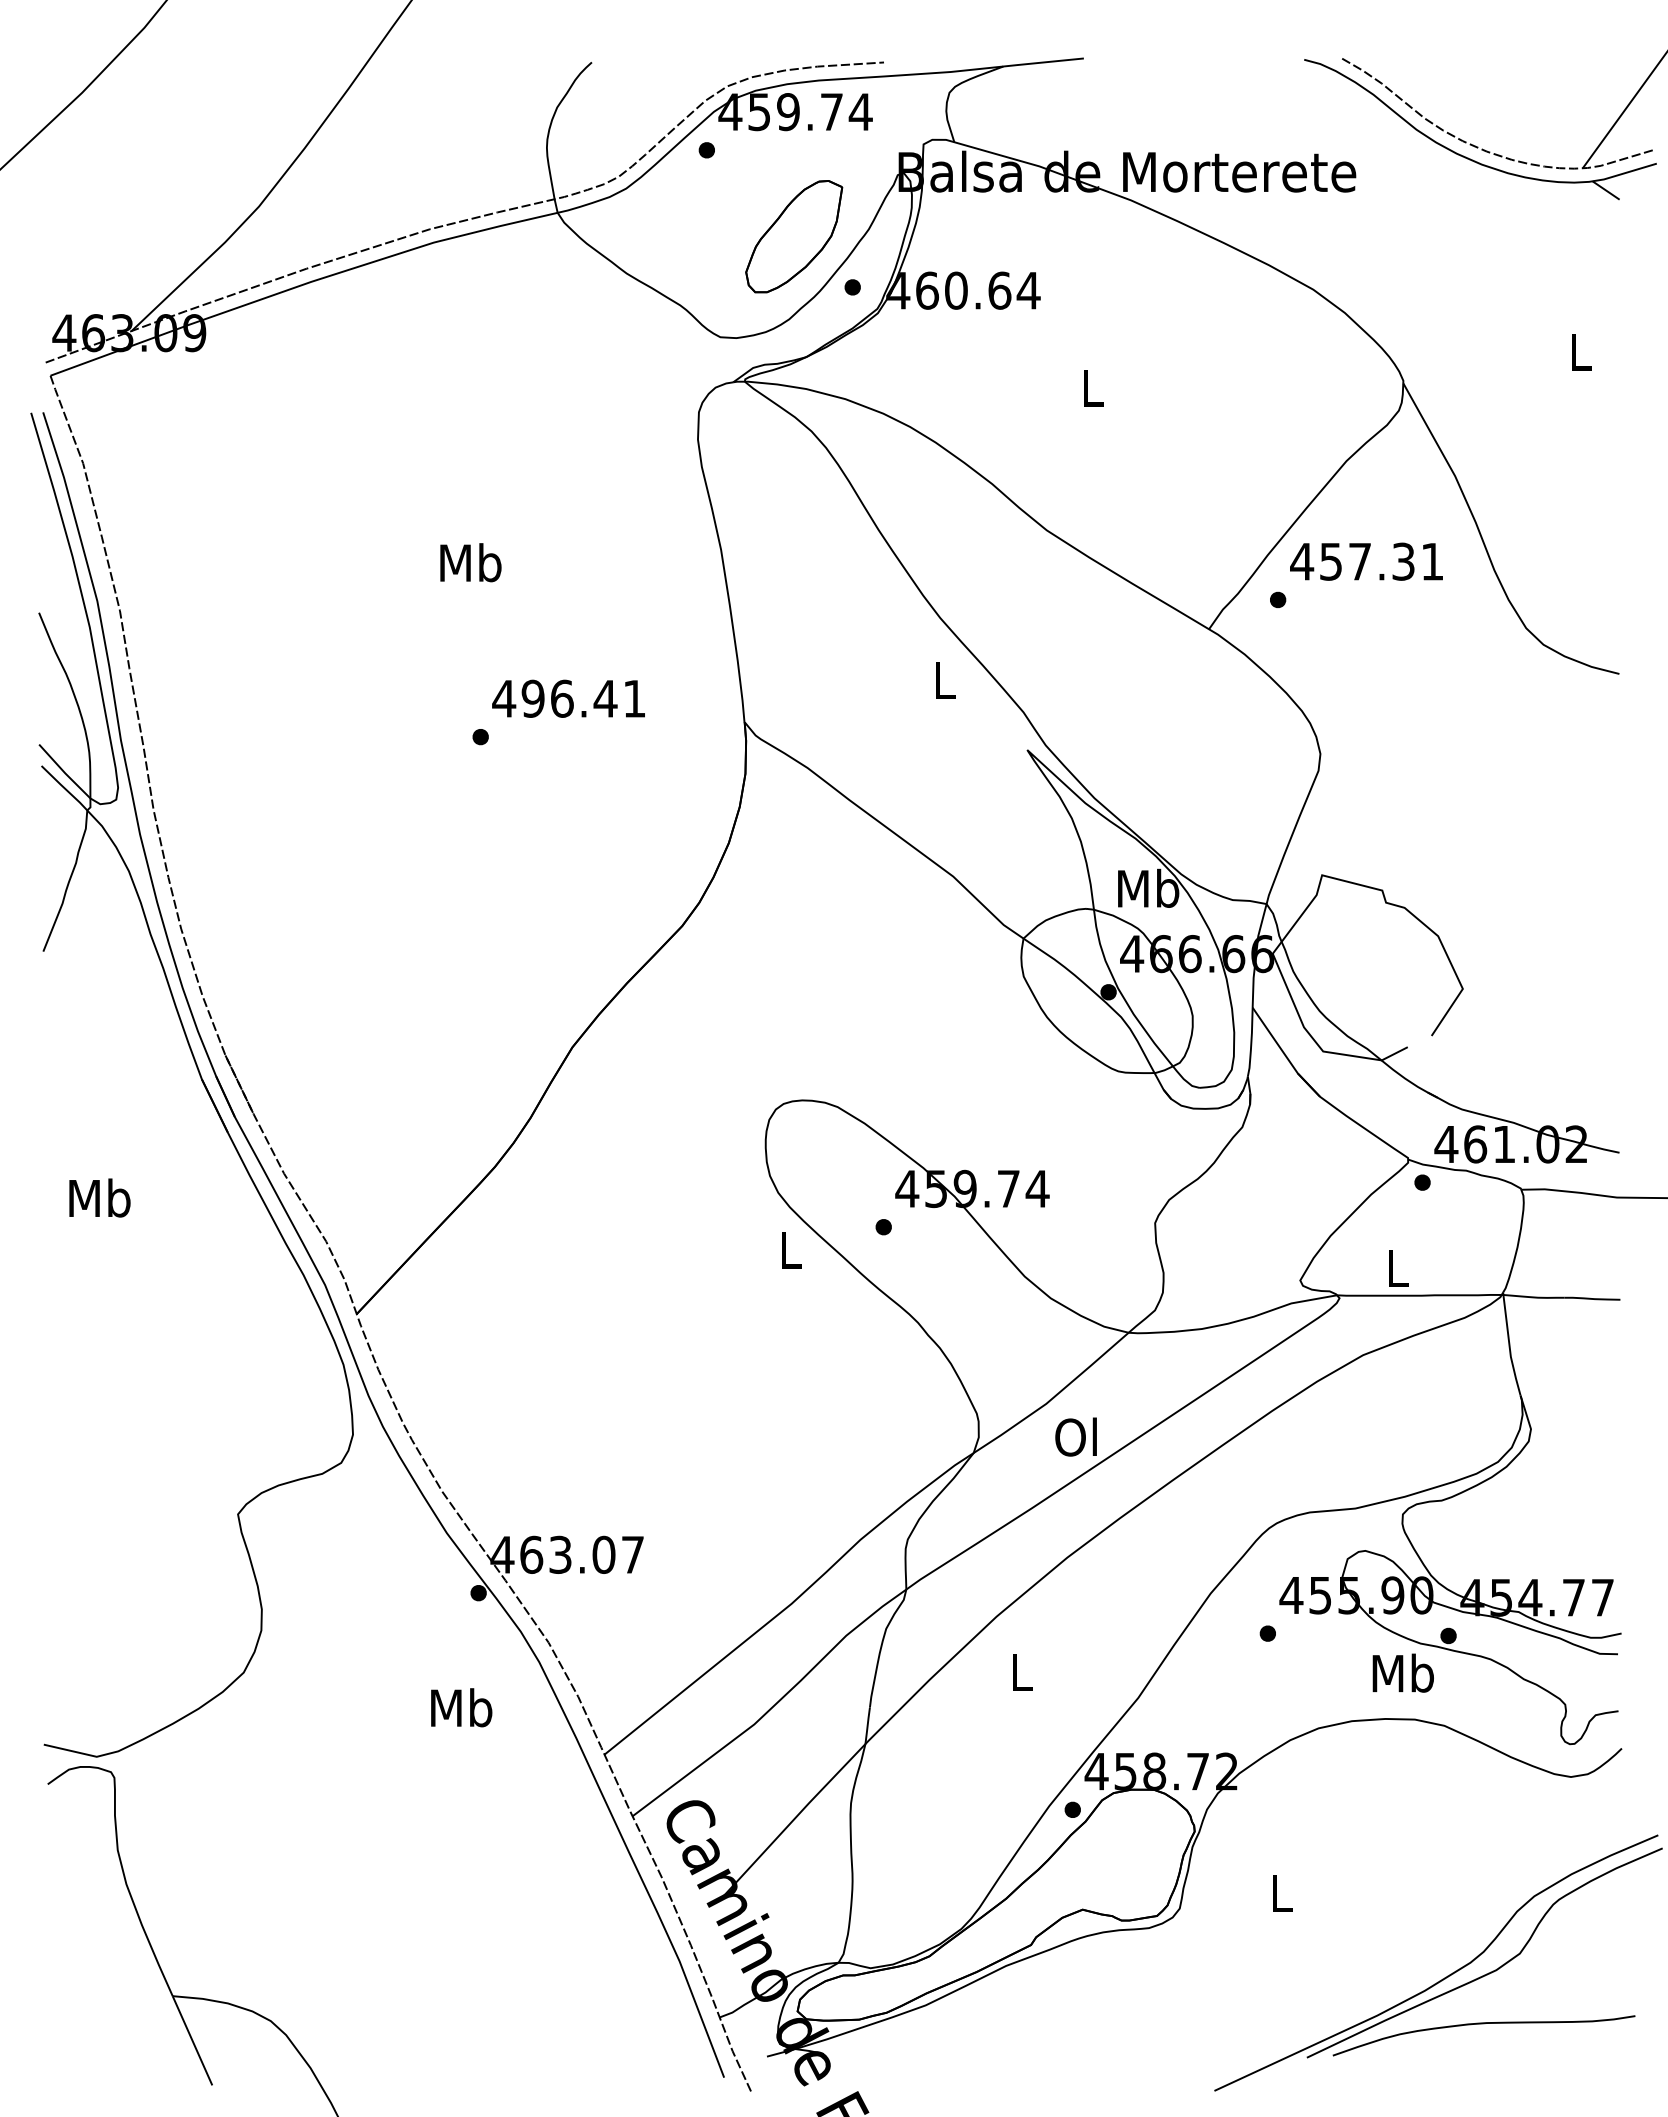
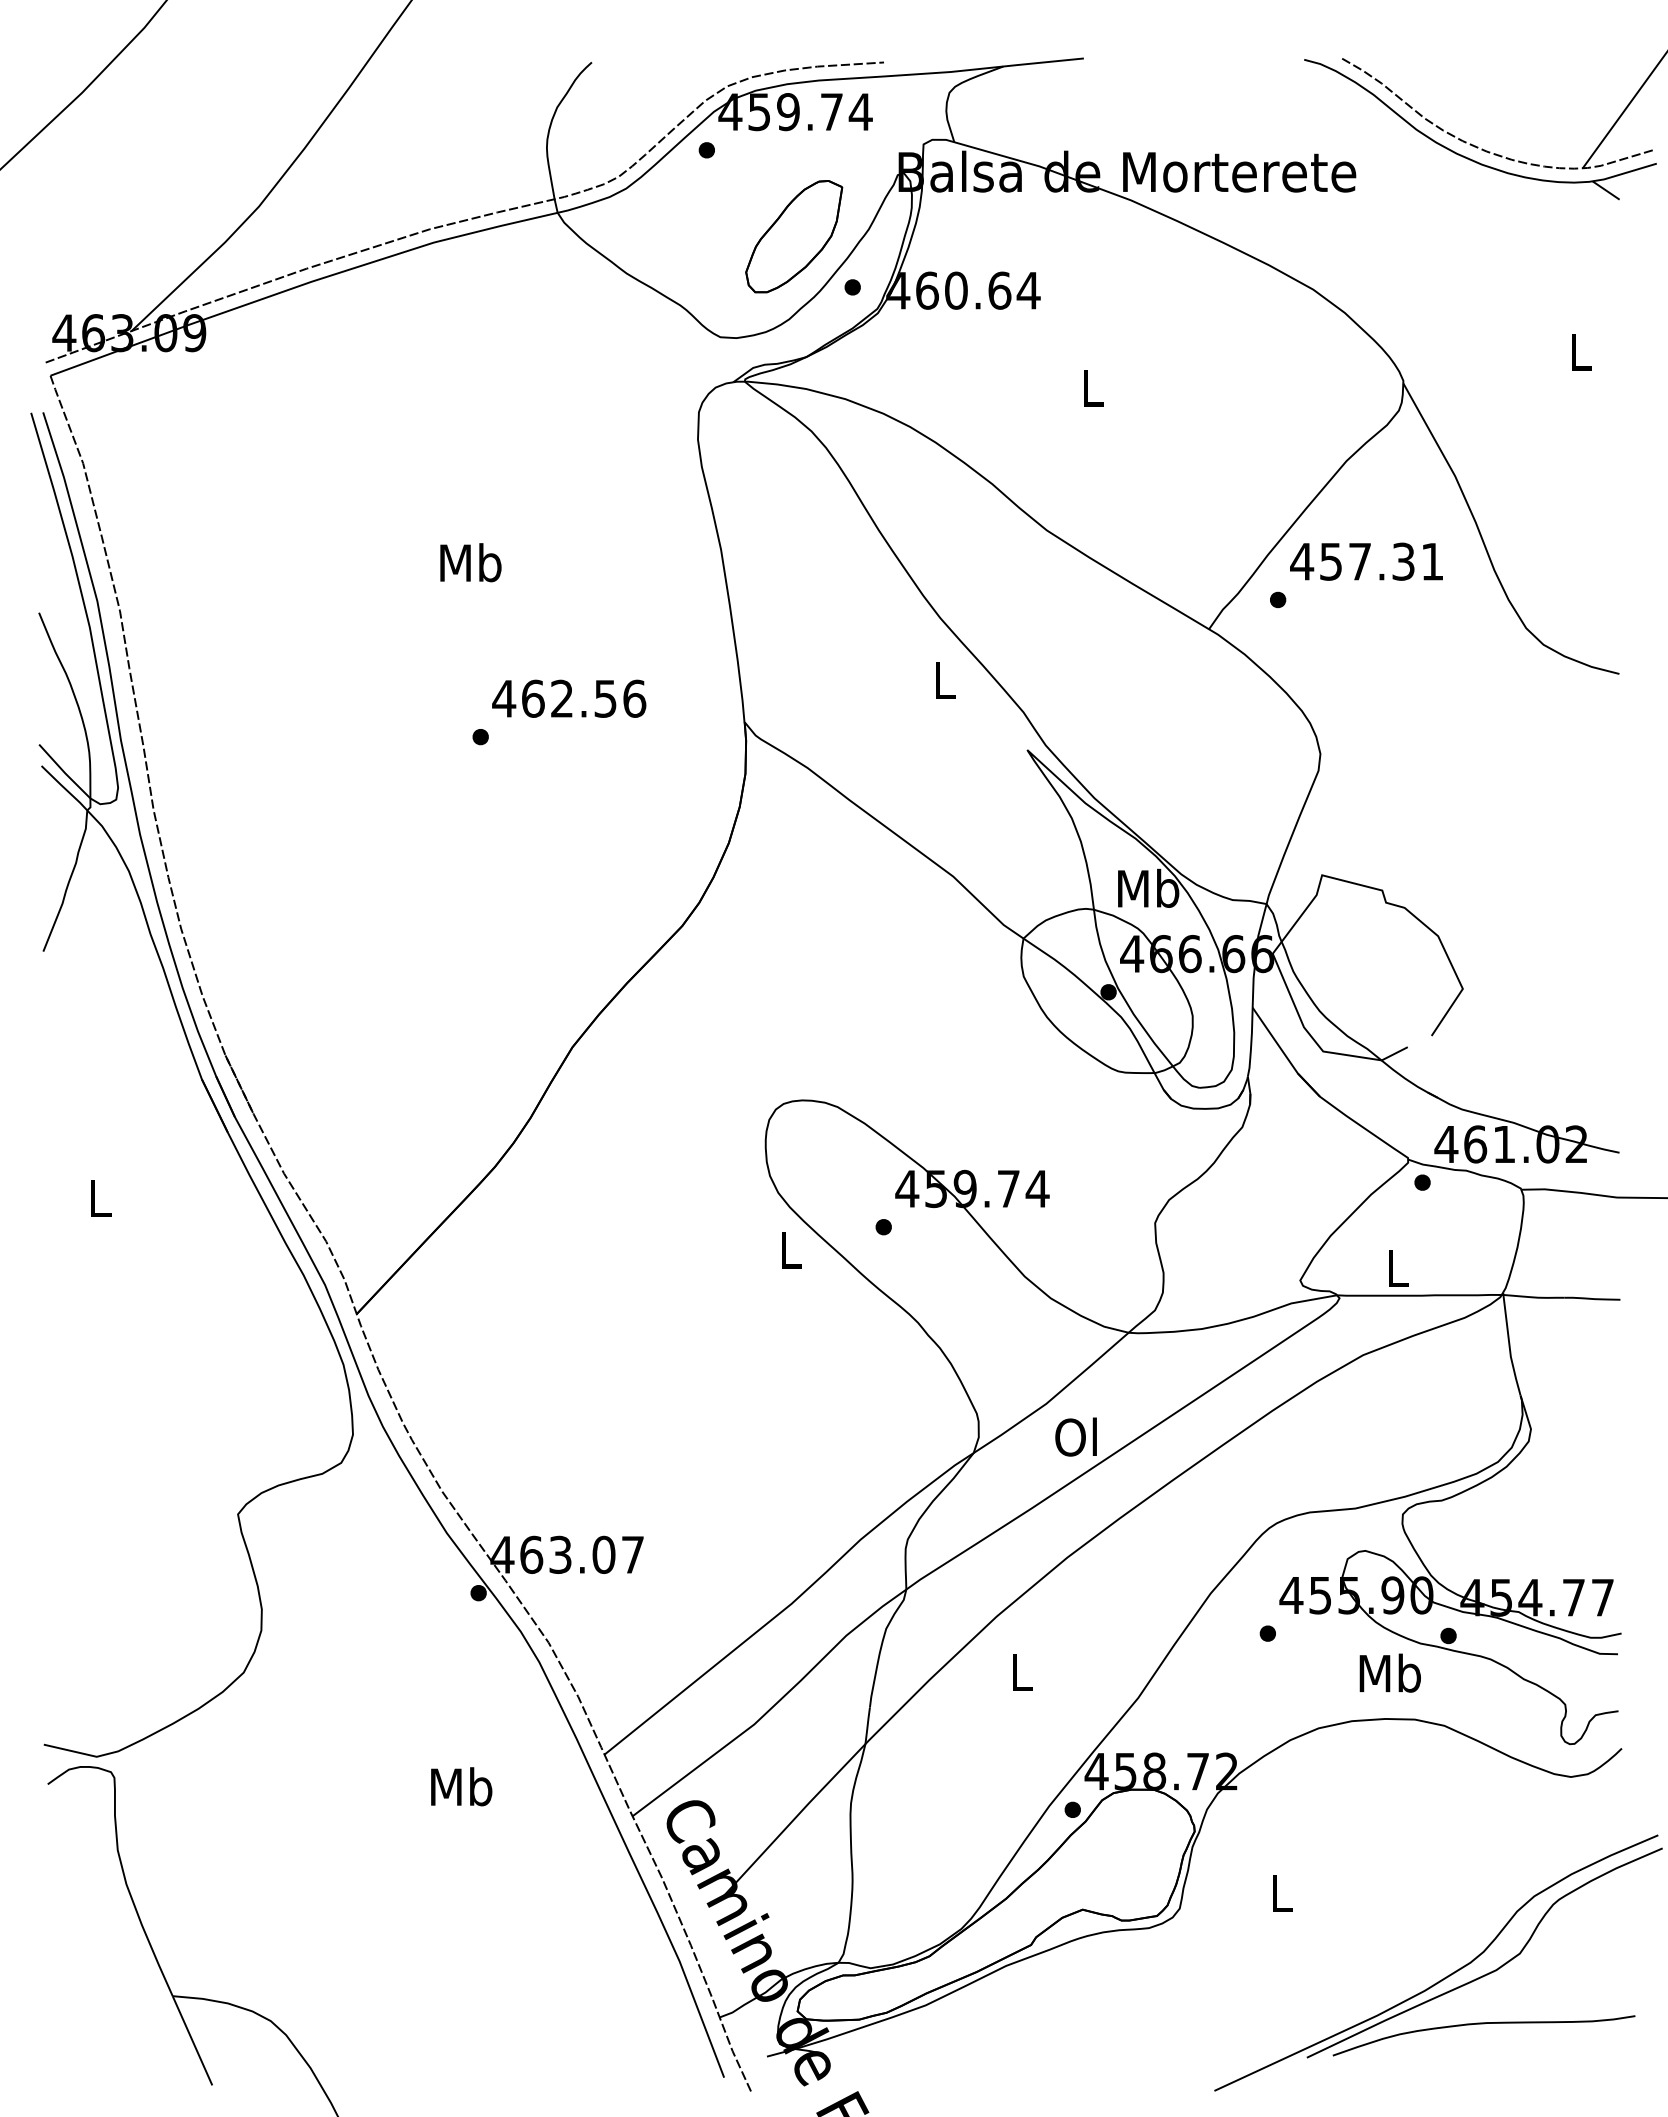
text: 496.41 -> 462.56 (583, 698)
text: Mb -> L (99, 1197)
text position: (1402, 1672) -> (1389, 1672) (1389, 1672)
text position: (461, 1707) -> (461, 1786) (461, 1786)
